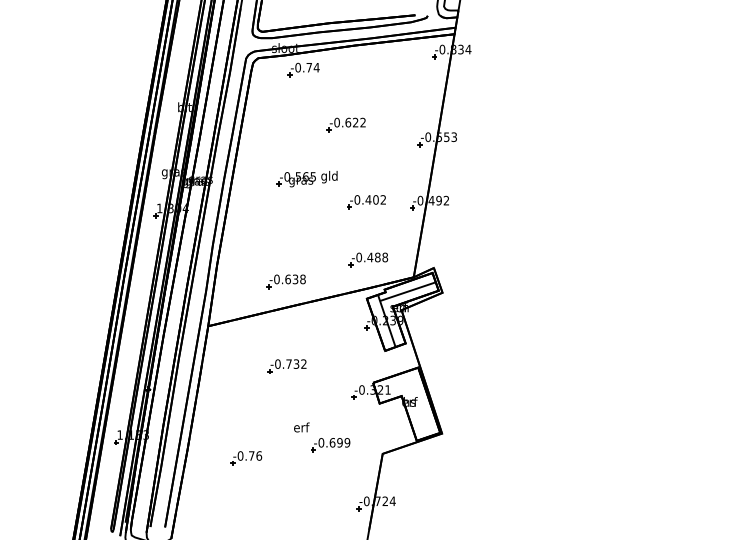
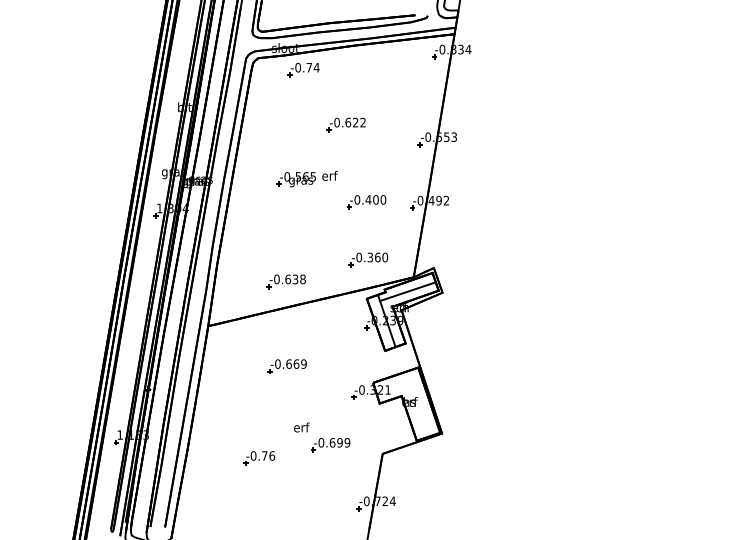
text: gld -> erf (329, 176)
text: -0.402 -> -0.400 (383, 199)
text: -0.488 -> -0.360 (377, 257)
text: -0.732 -> -0.669 (296, 363)
part position: (246, 458) -> (259, 458) (259, 458)
